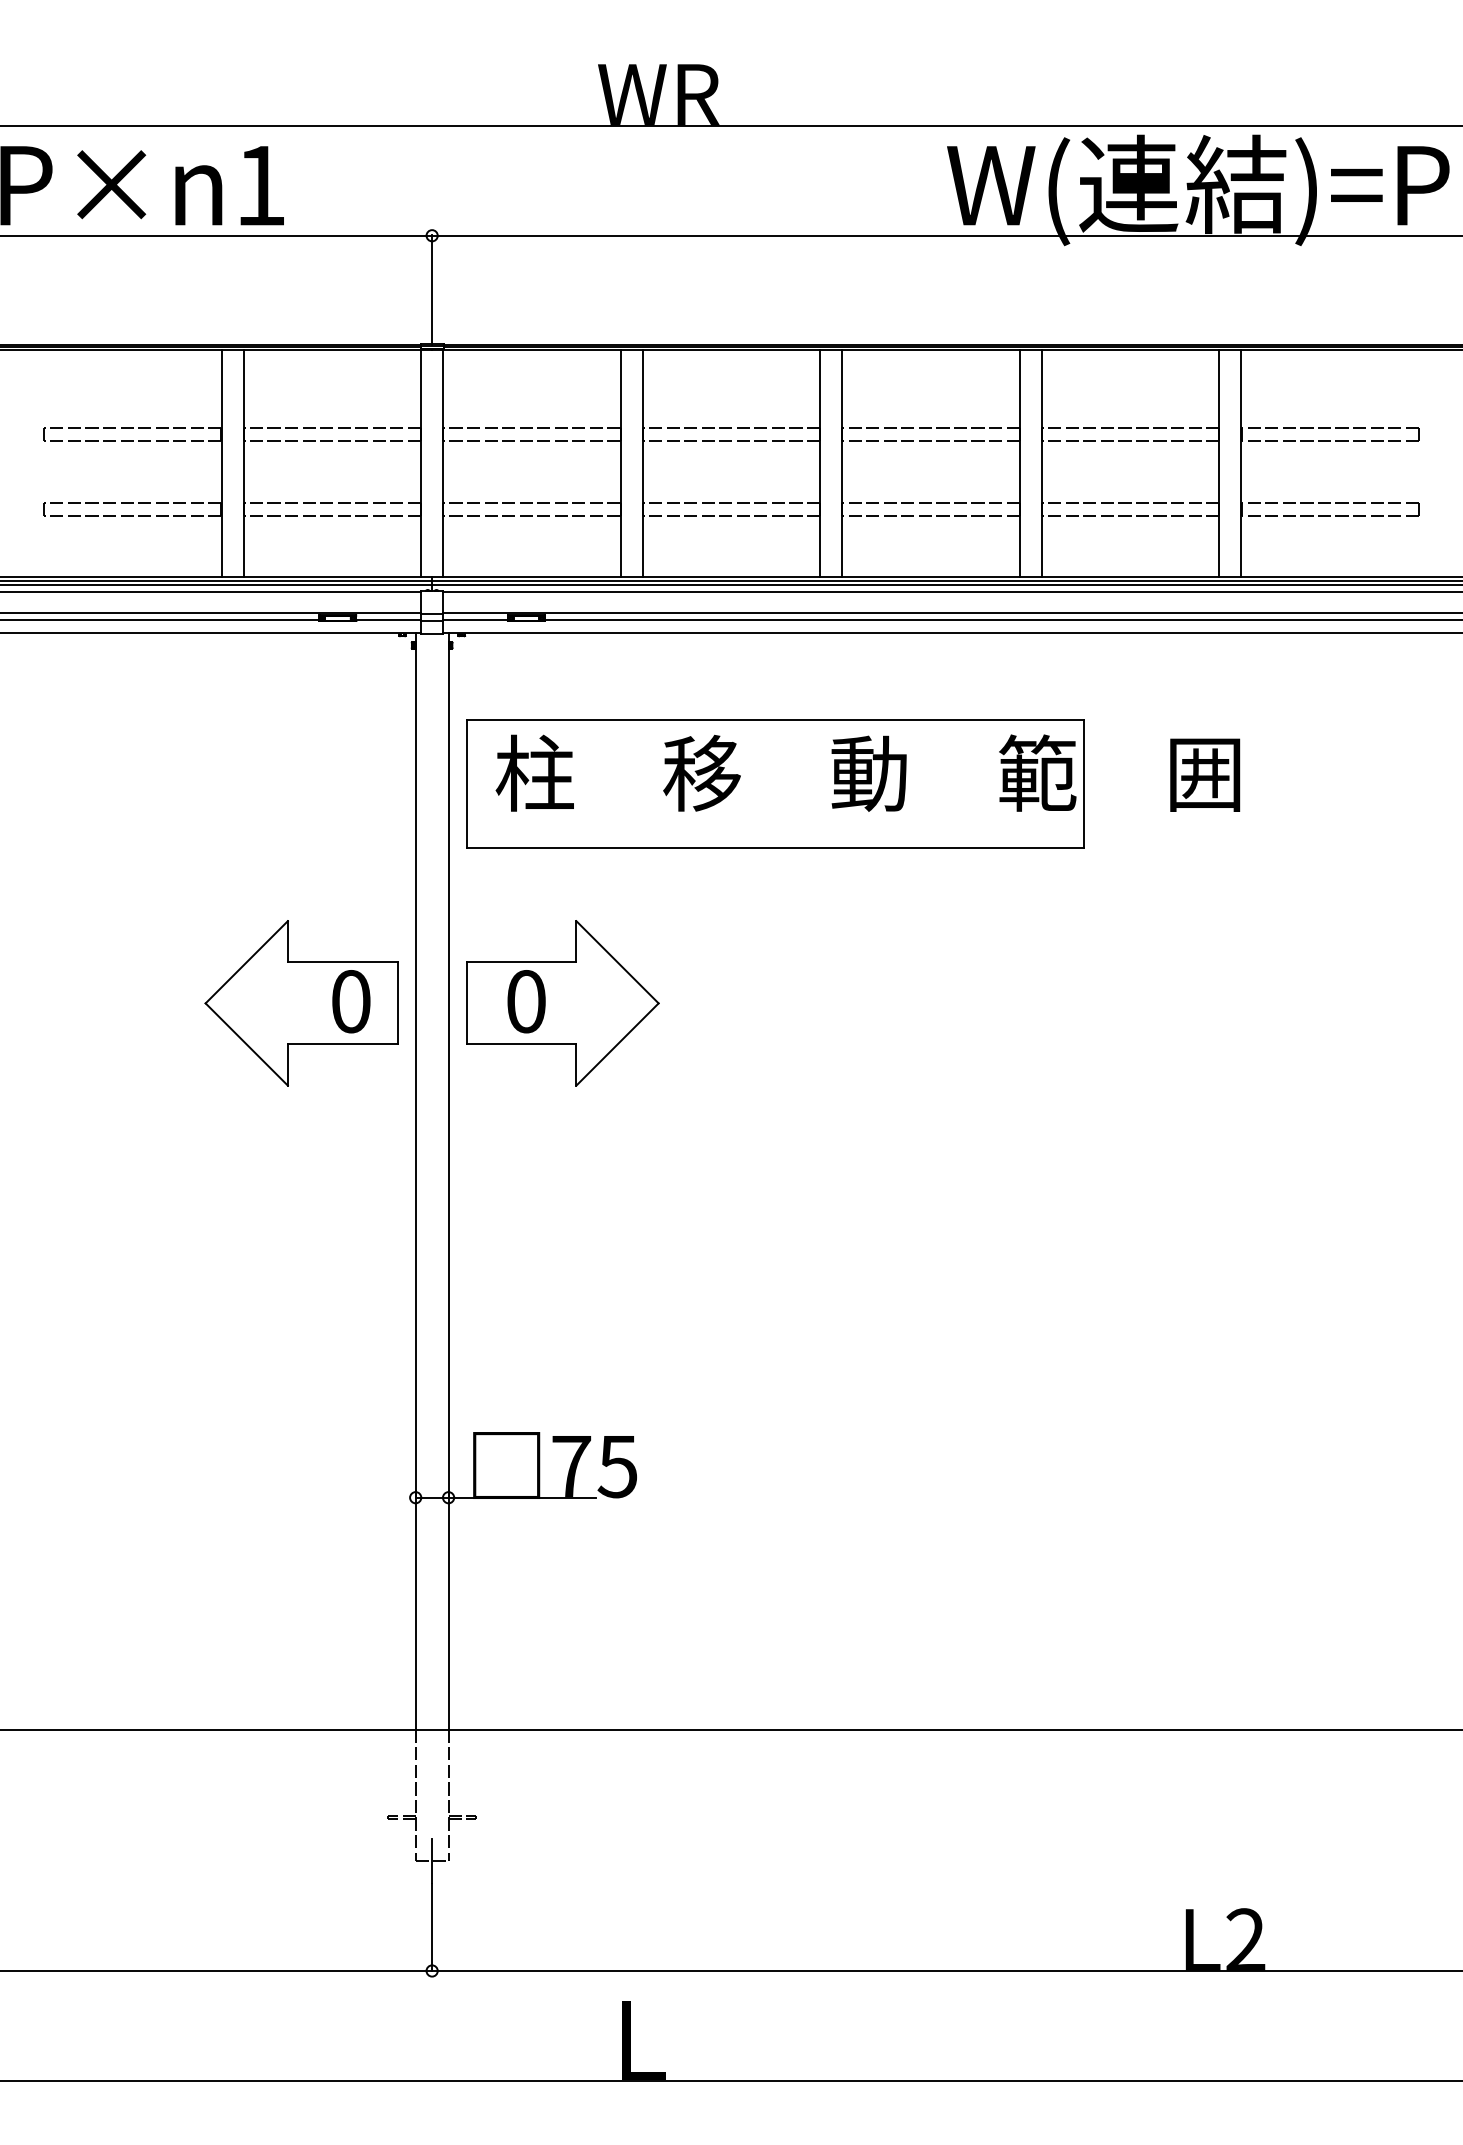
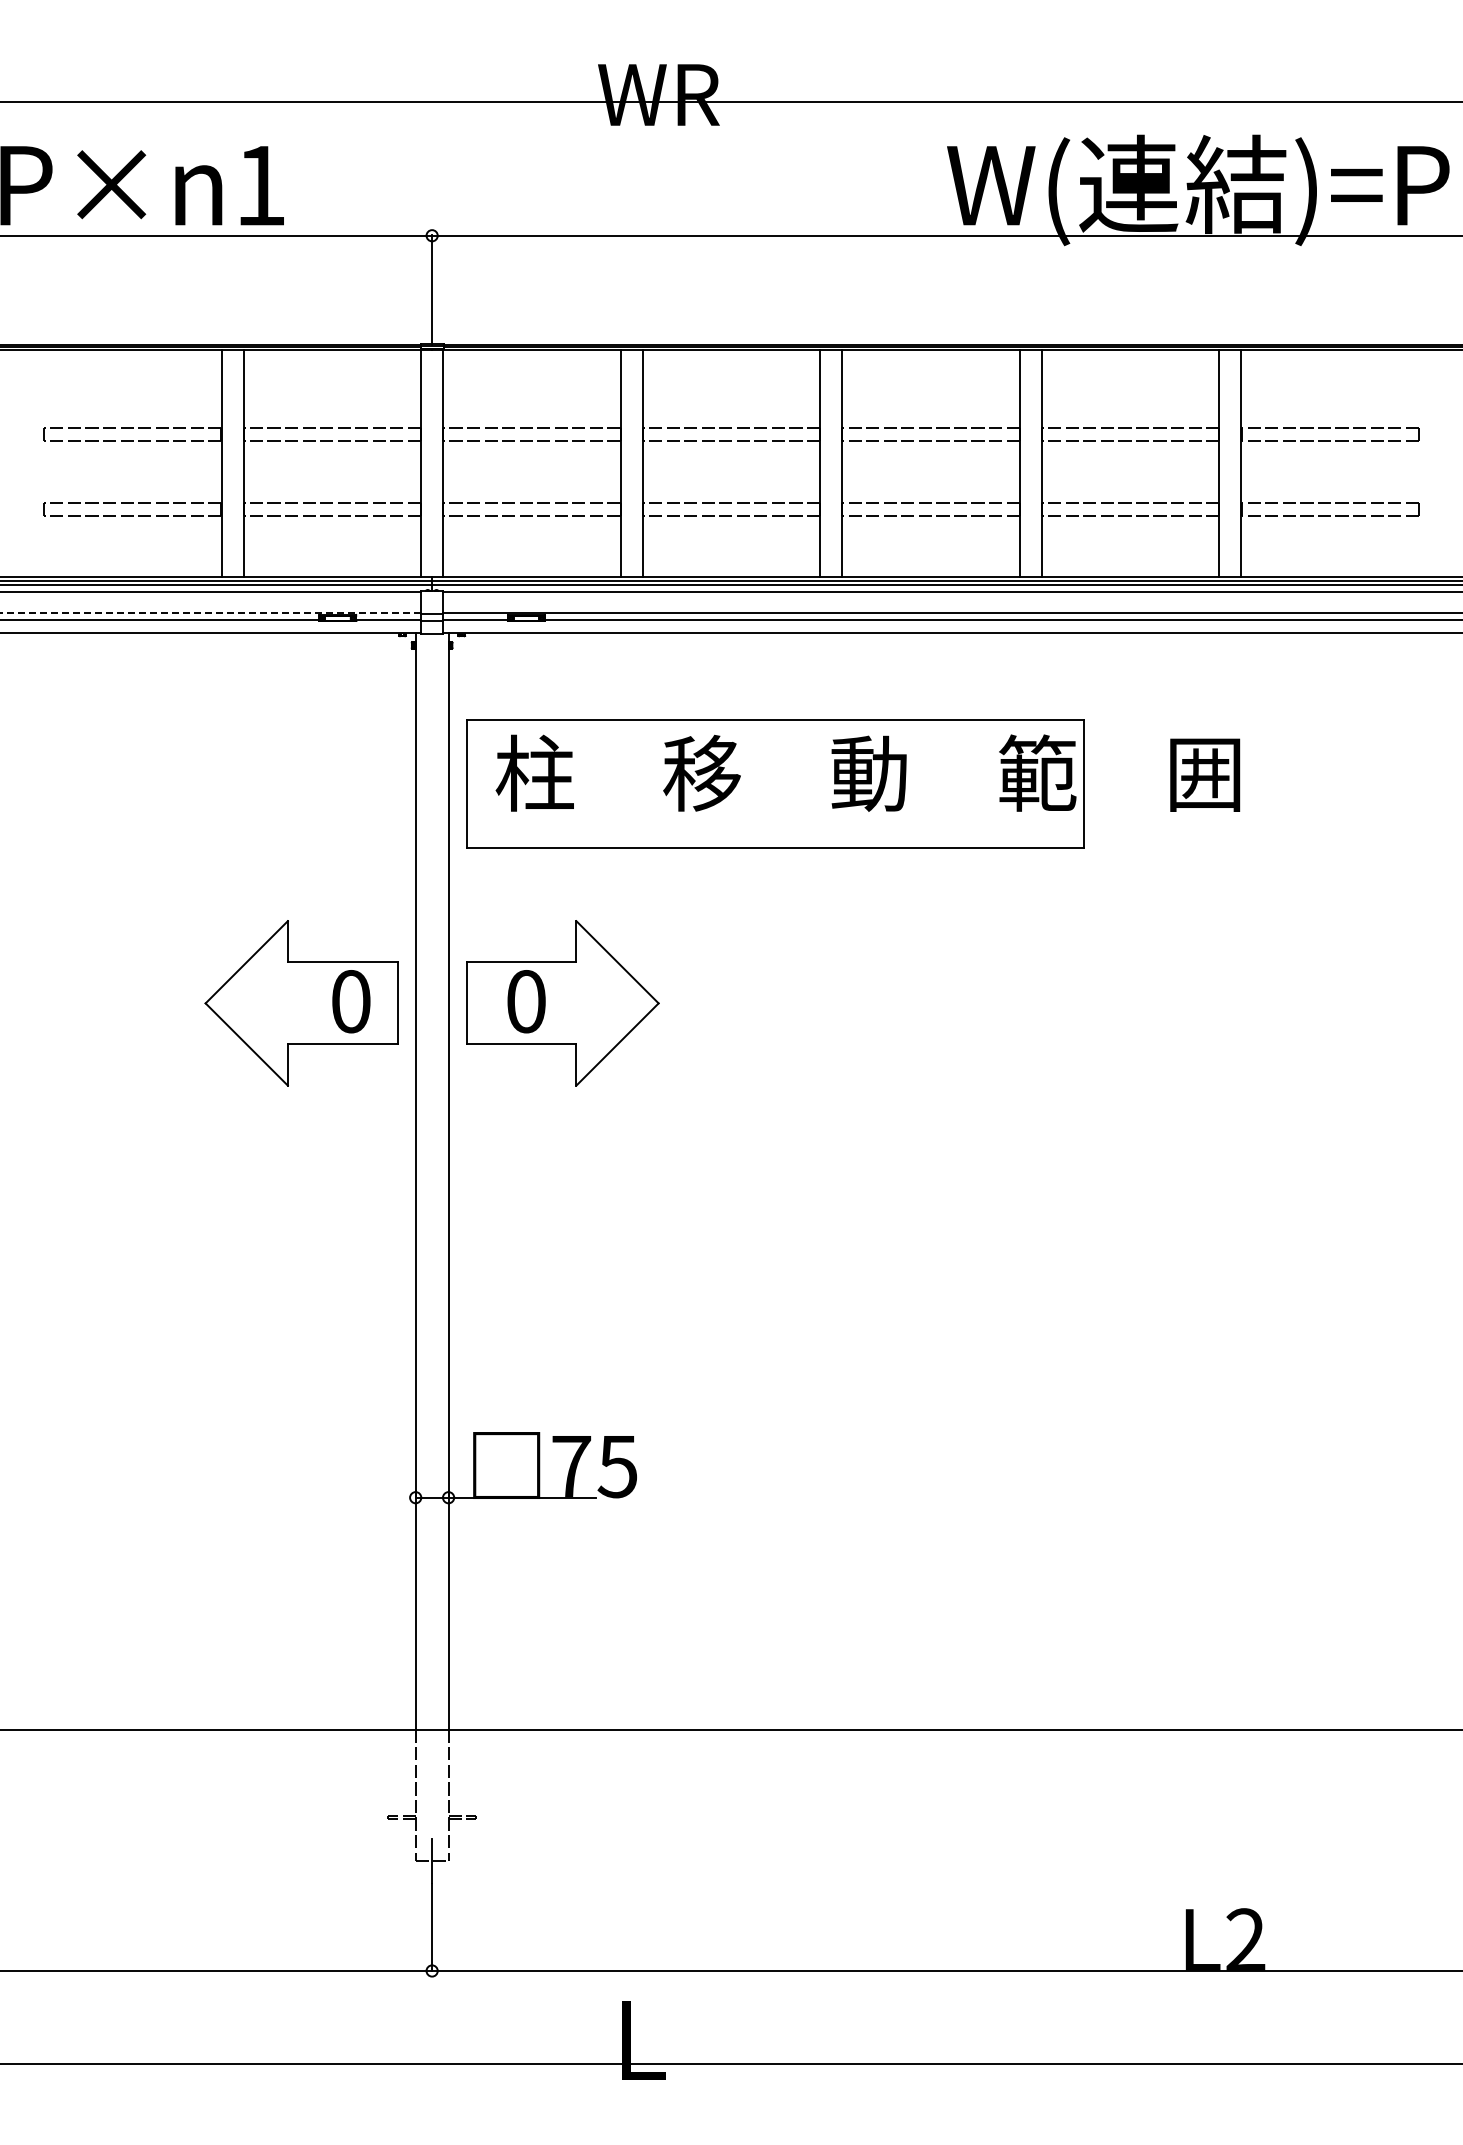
line position: (730, 126) -> (730, 102) (730, 102)
line: solid -> dashed (210, 613)
line position: (730, 2080) -> (730, 2063) (730, 2063)
